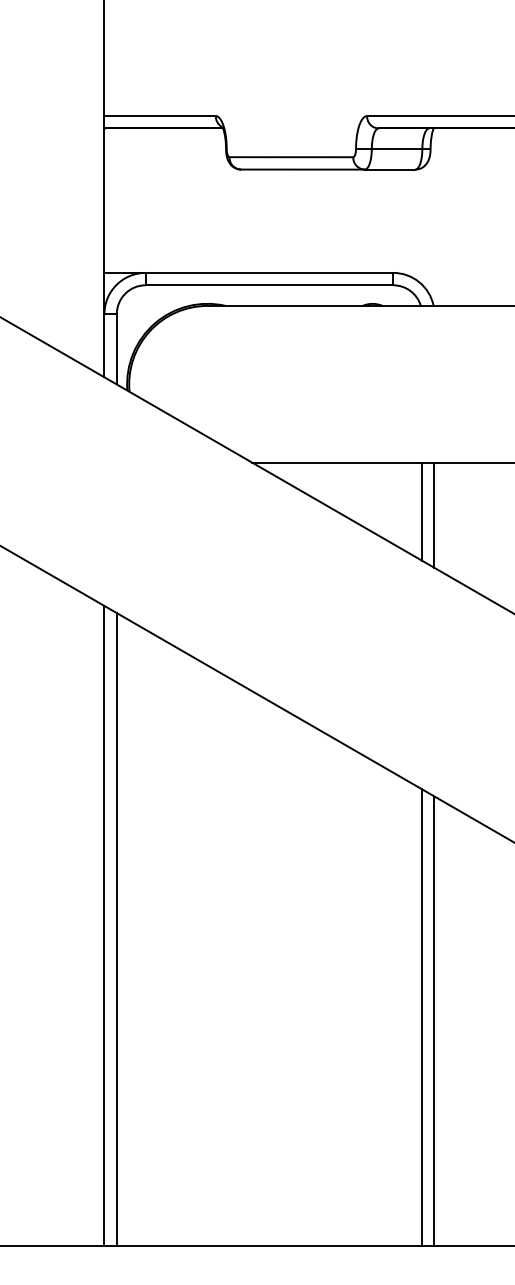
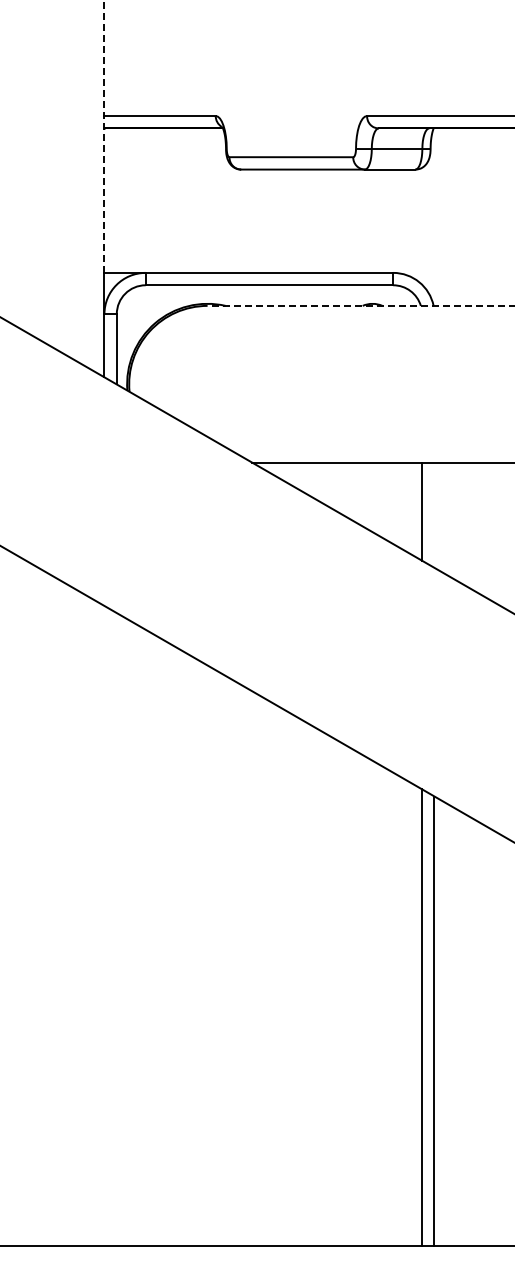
line: solid -> dashed (104, 136)
line: solid -> dashed (360, 305)
line: present -> none (434, 514)
line: present -> none (104, 925)
line: present -> none (116, 929)
